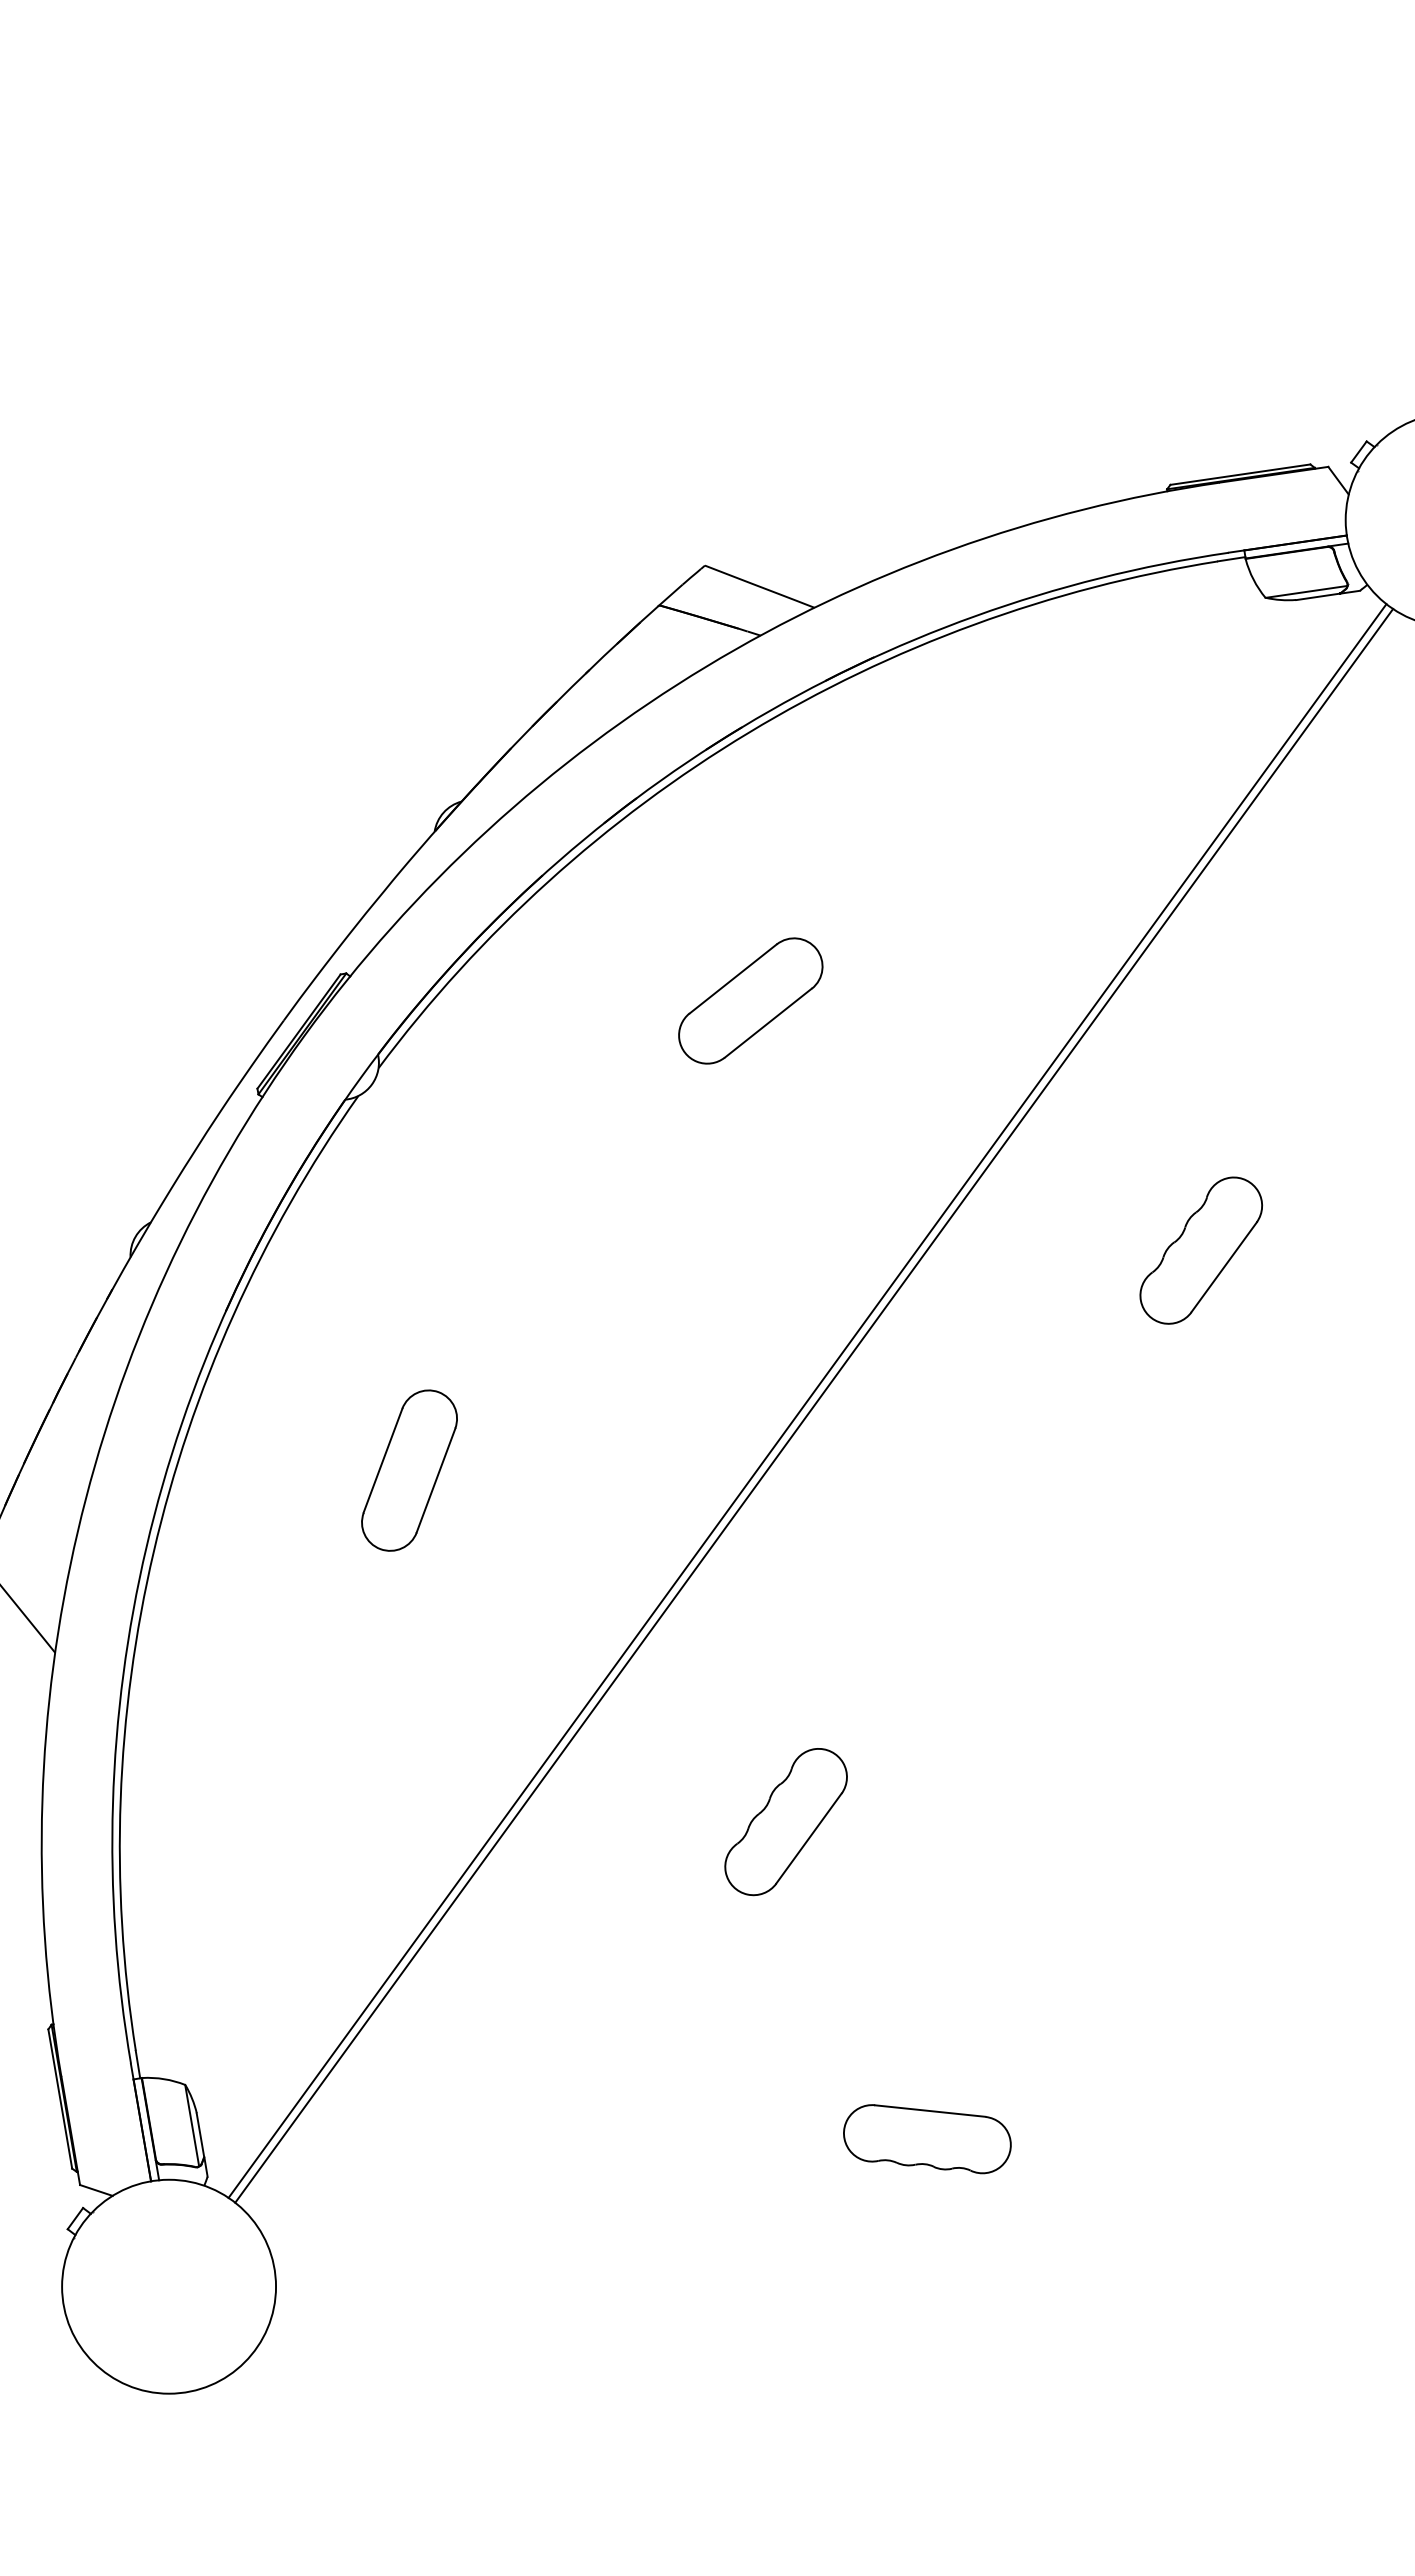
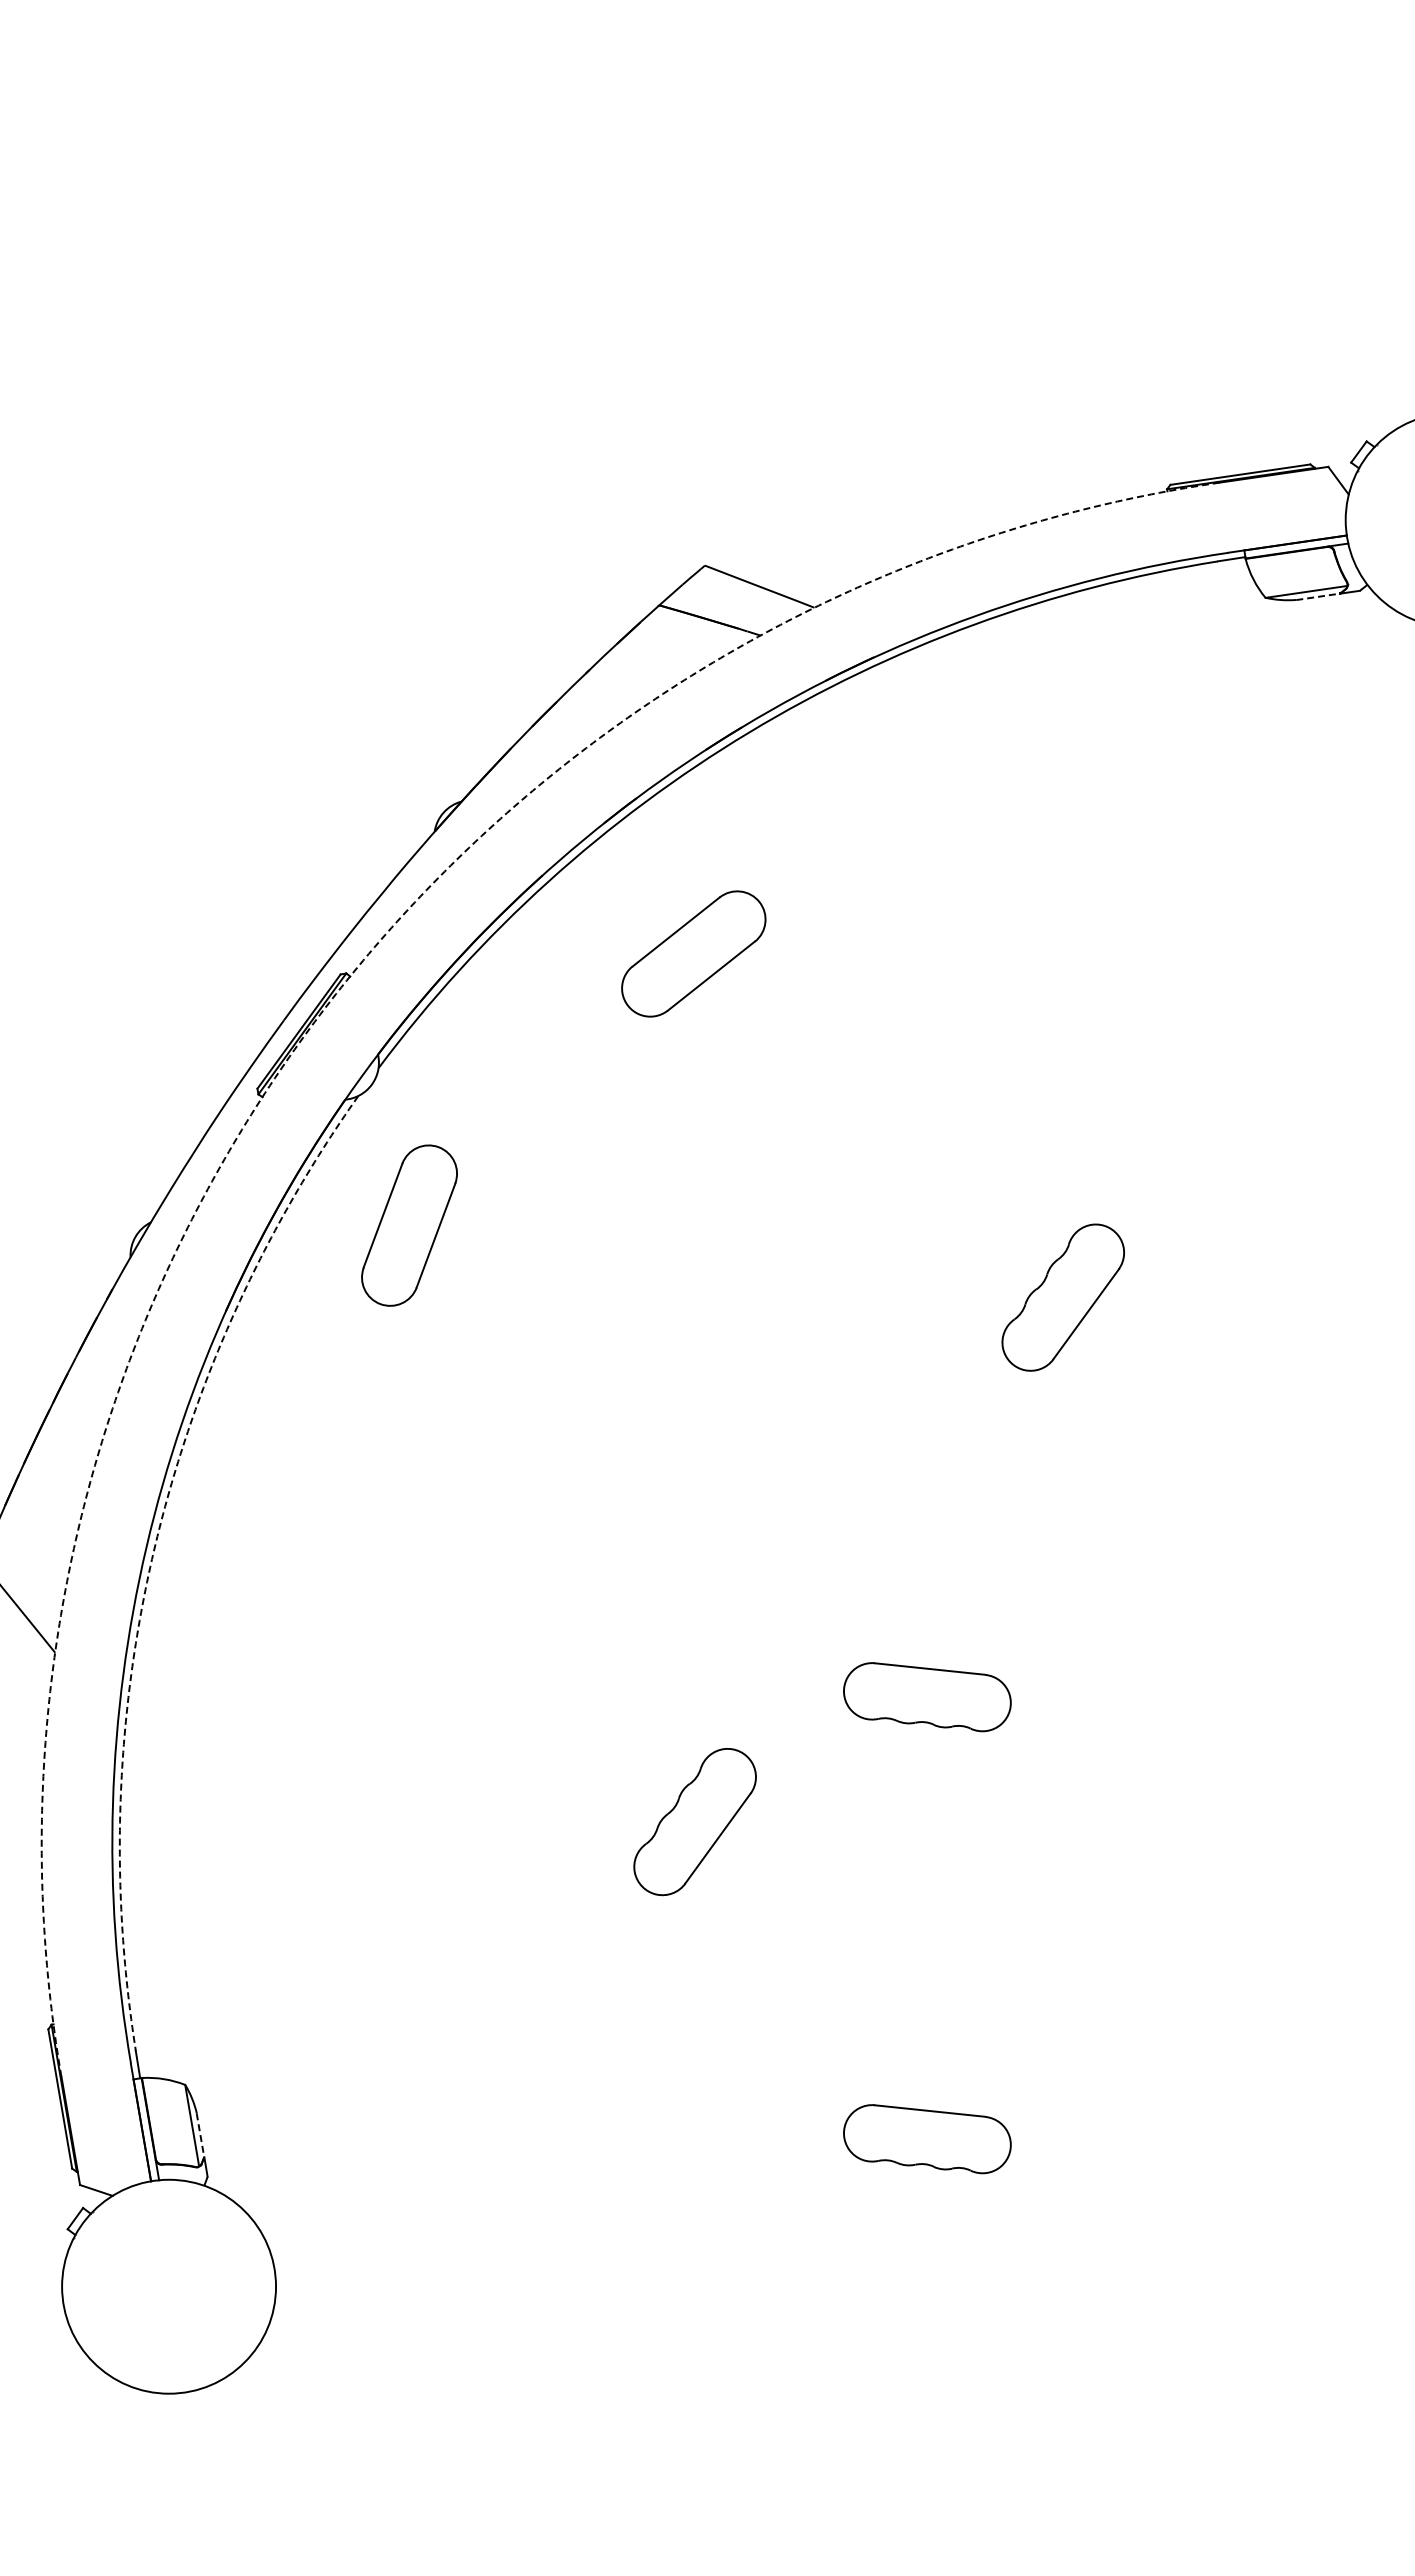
line: solid -> dashed (1318, 596)
part position: (750, 1000) -> (693, 953) (693, 953)
arc: solid -> dashed (304, 1035)
part position: (1200, 1250) -> (1062, 1297) (1062, 1297)
line: present -> none (807, 1400)
line: present -> none (814, 1405)
part position: (409, 1470) -> (409, 1225) (409, 1225)
arc: solid -> dashed (153, 1551)
part: none -> present (927, 1697)
part position: (785, 1822) -> (694, 1822) (694, 1822)
line: solid -> dashed (200, 2135)
